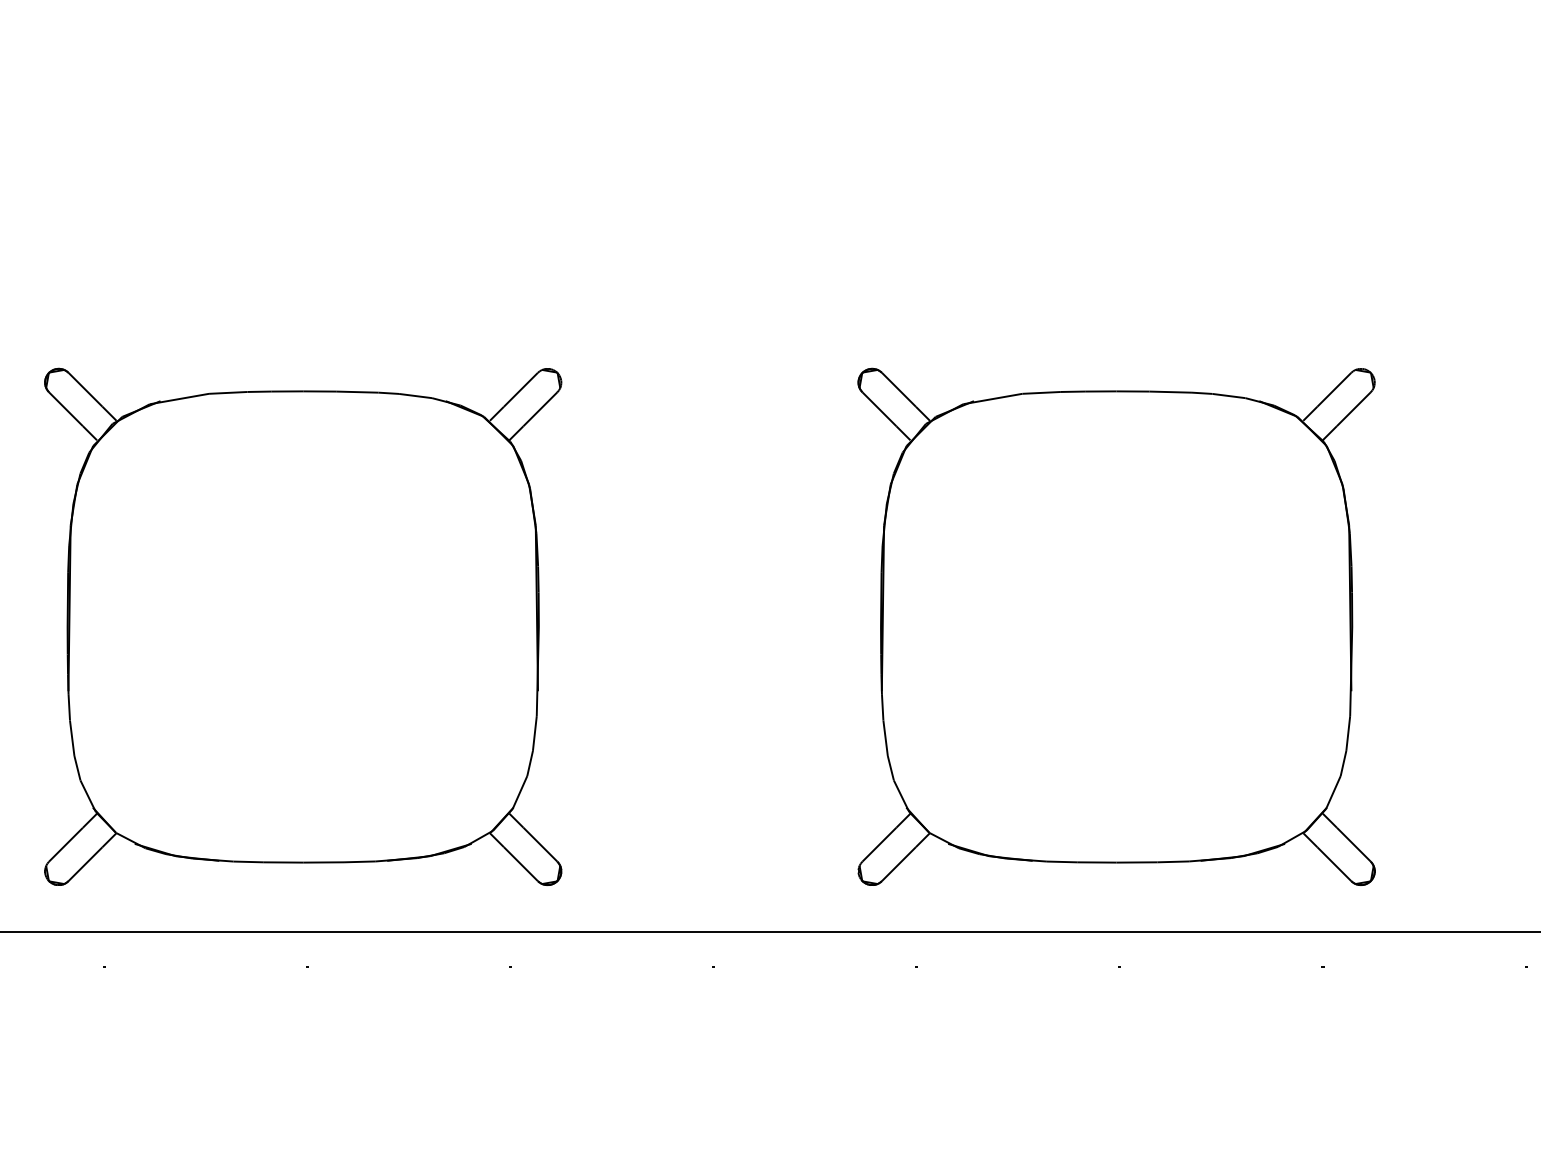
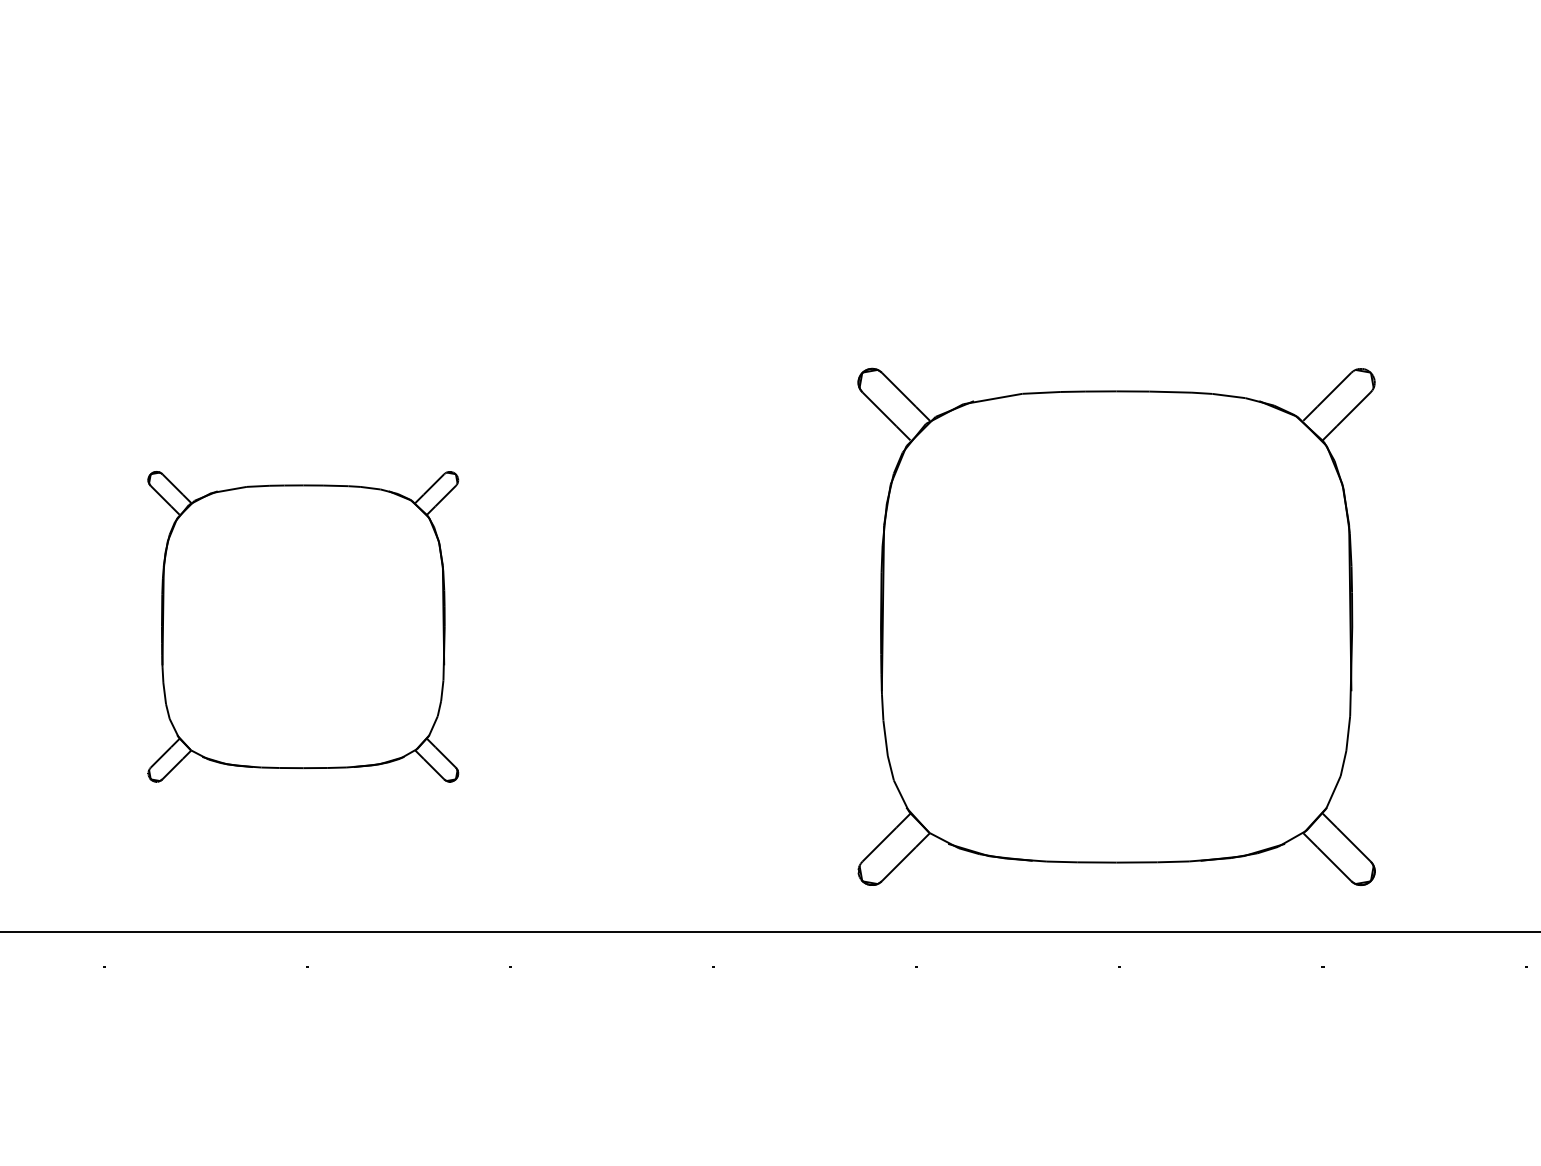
part size: 519x519 px -> 313x312 px (303, 626)
